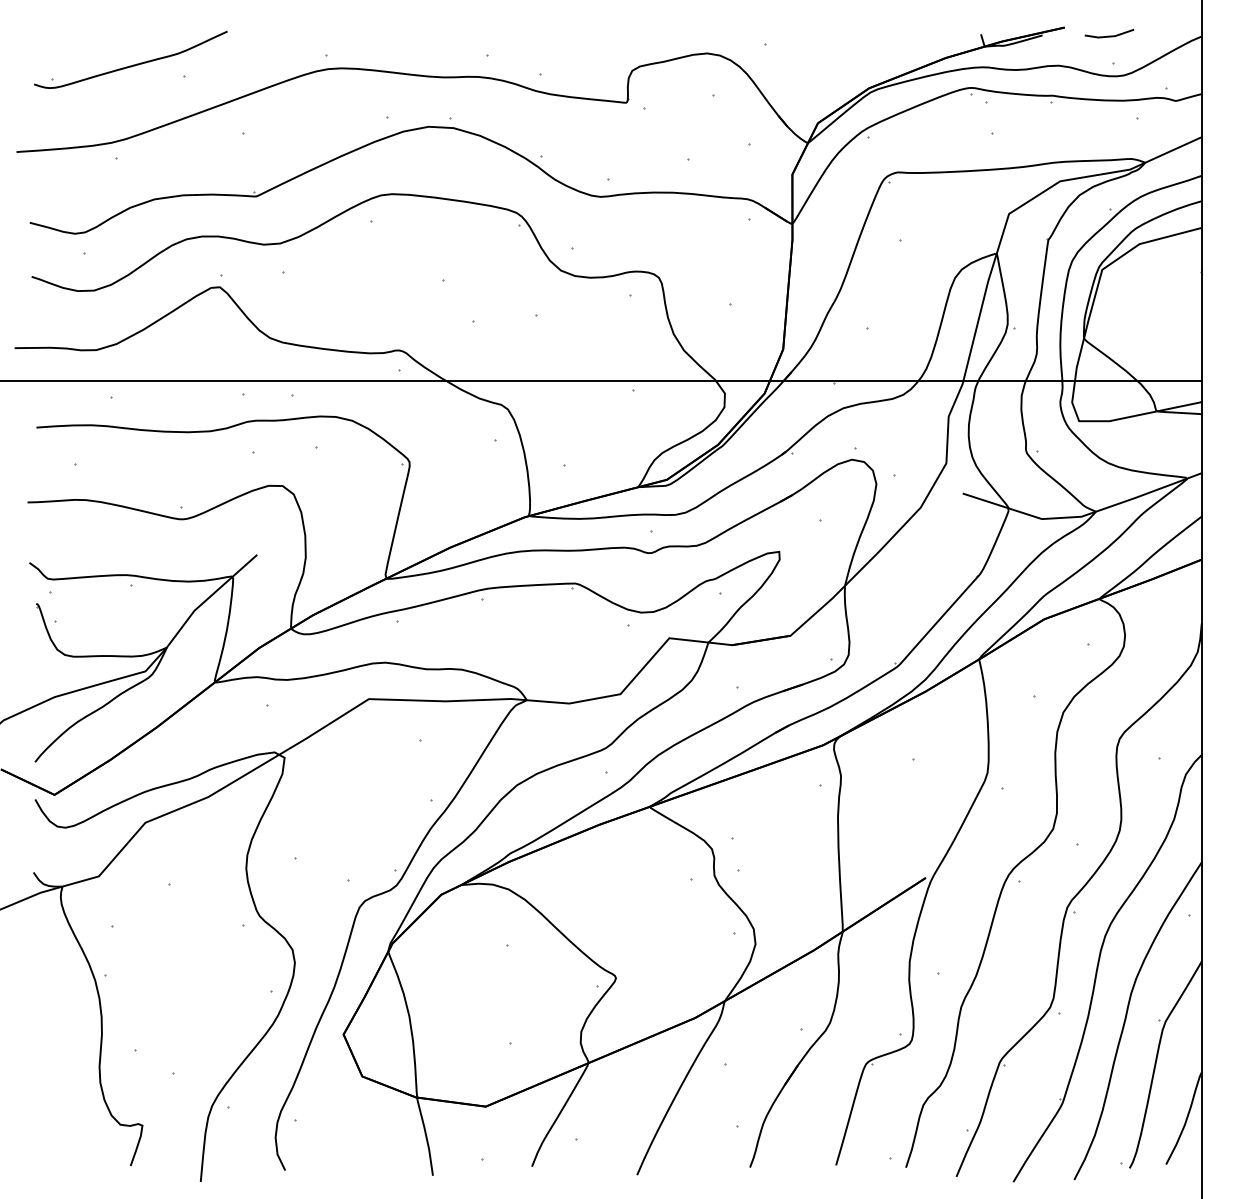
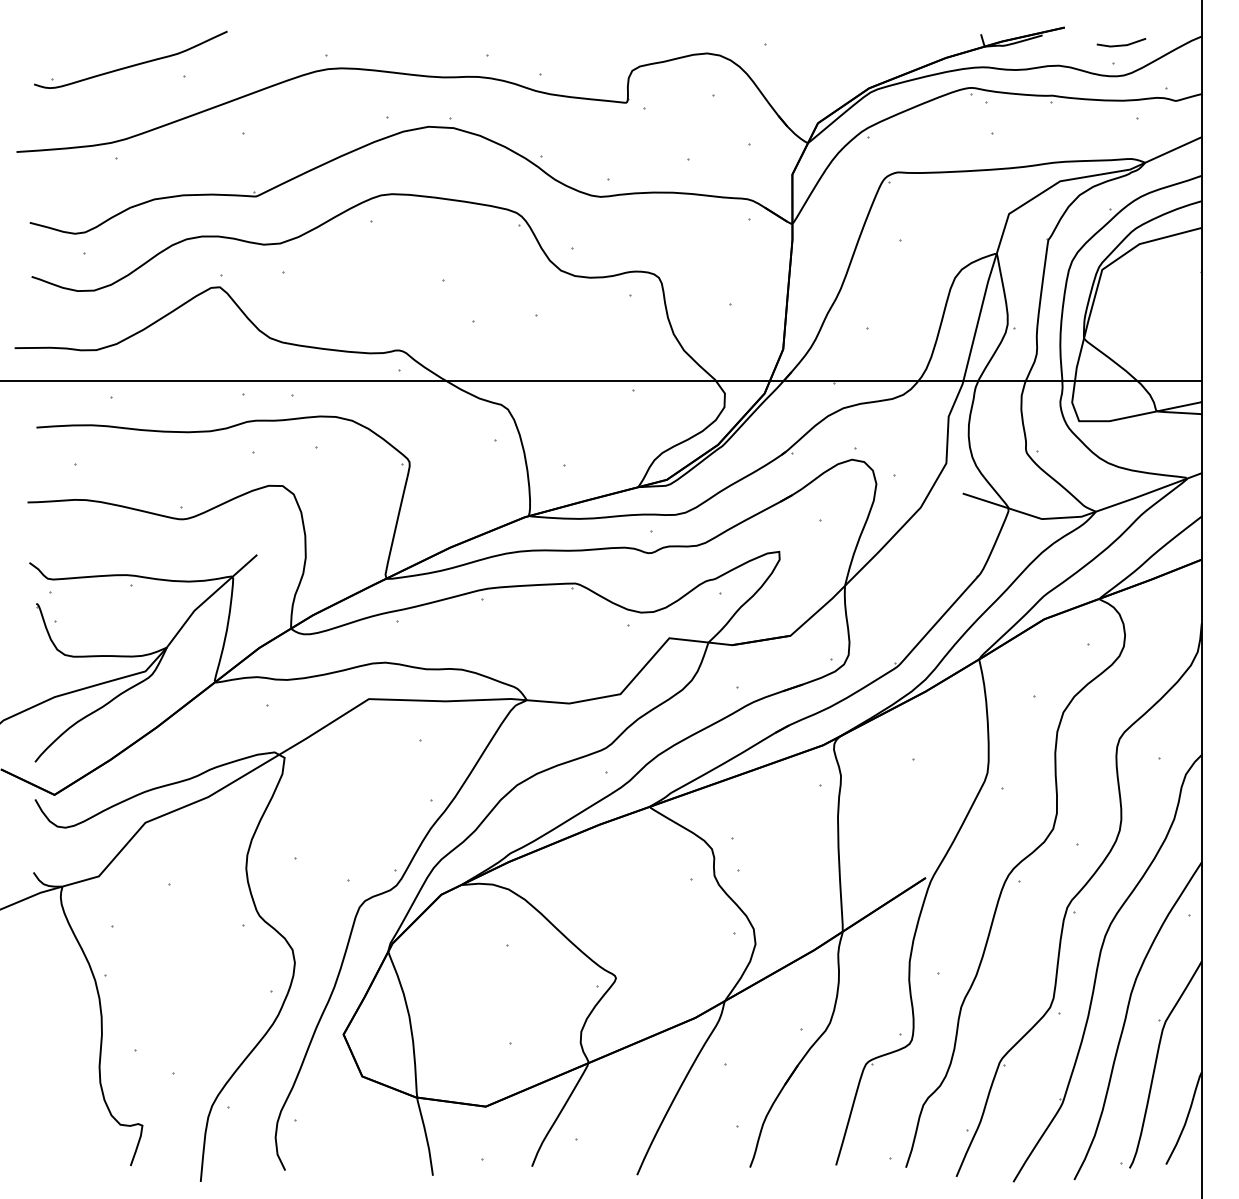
line position: (1109, 35) -> (1121, 44) (1121, 44)
